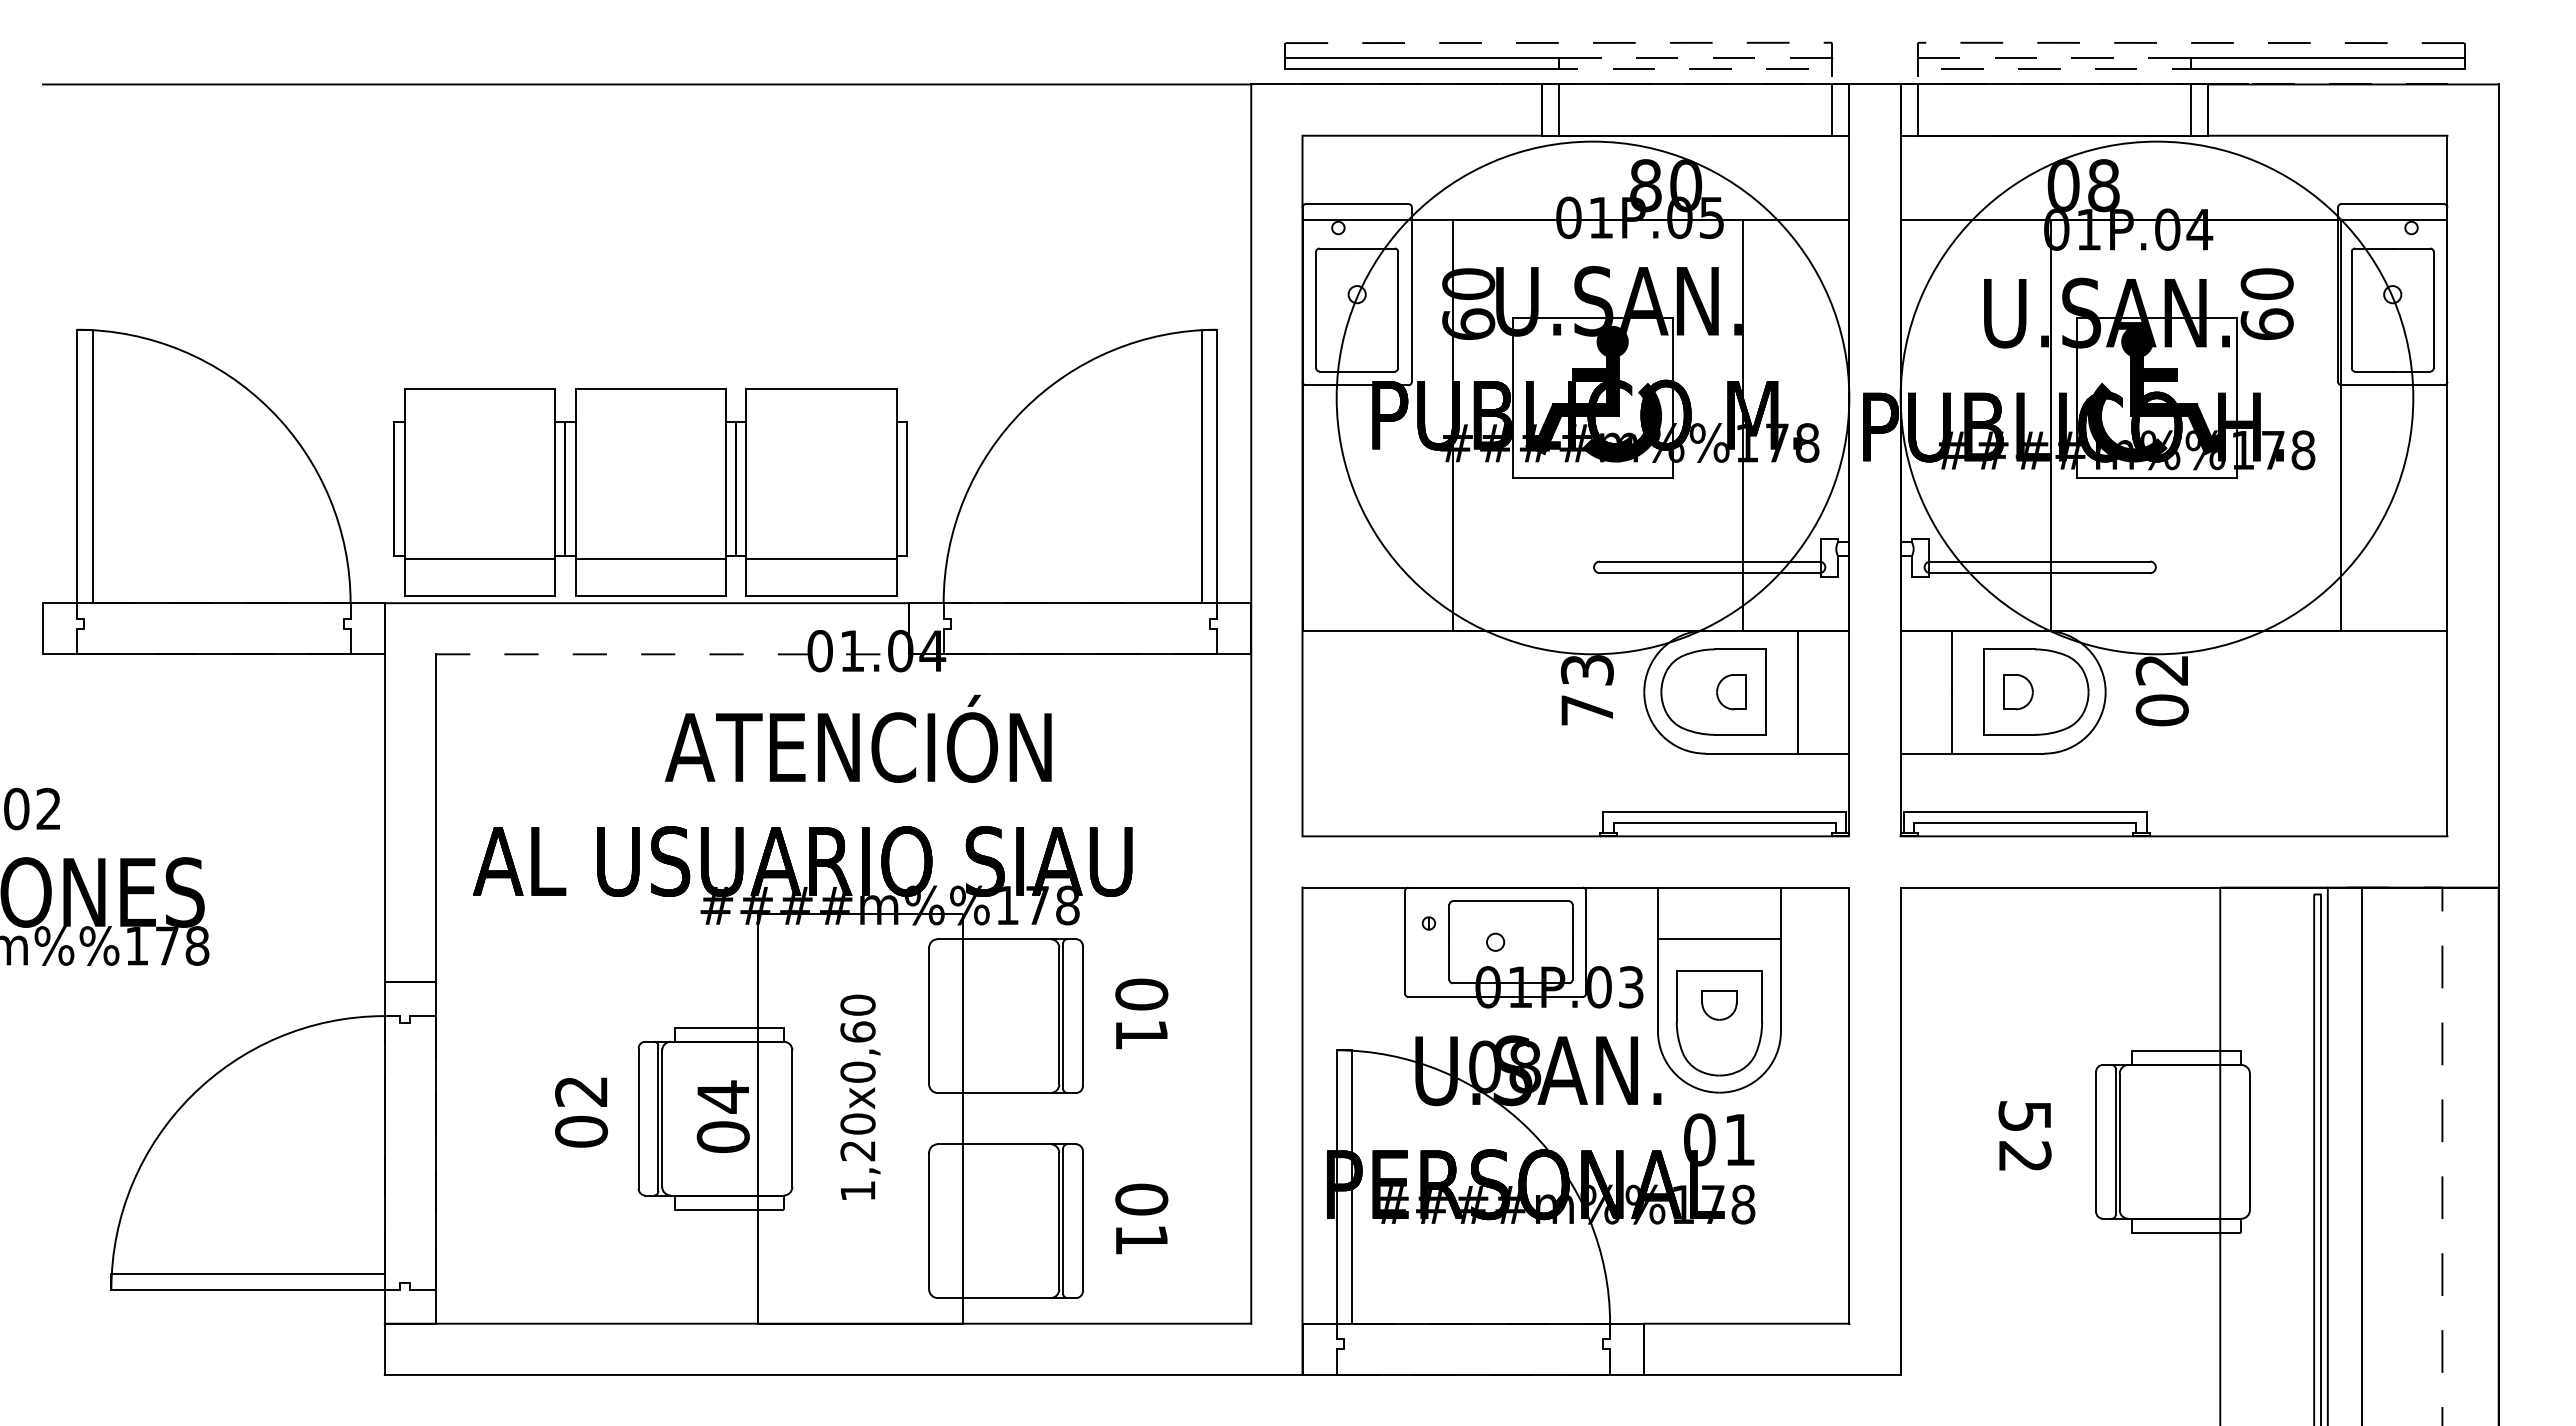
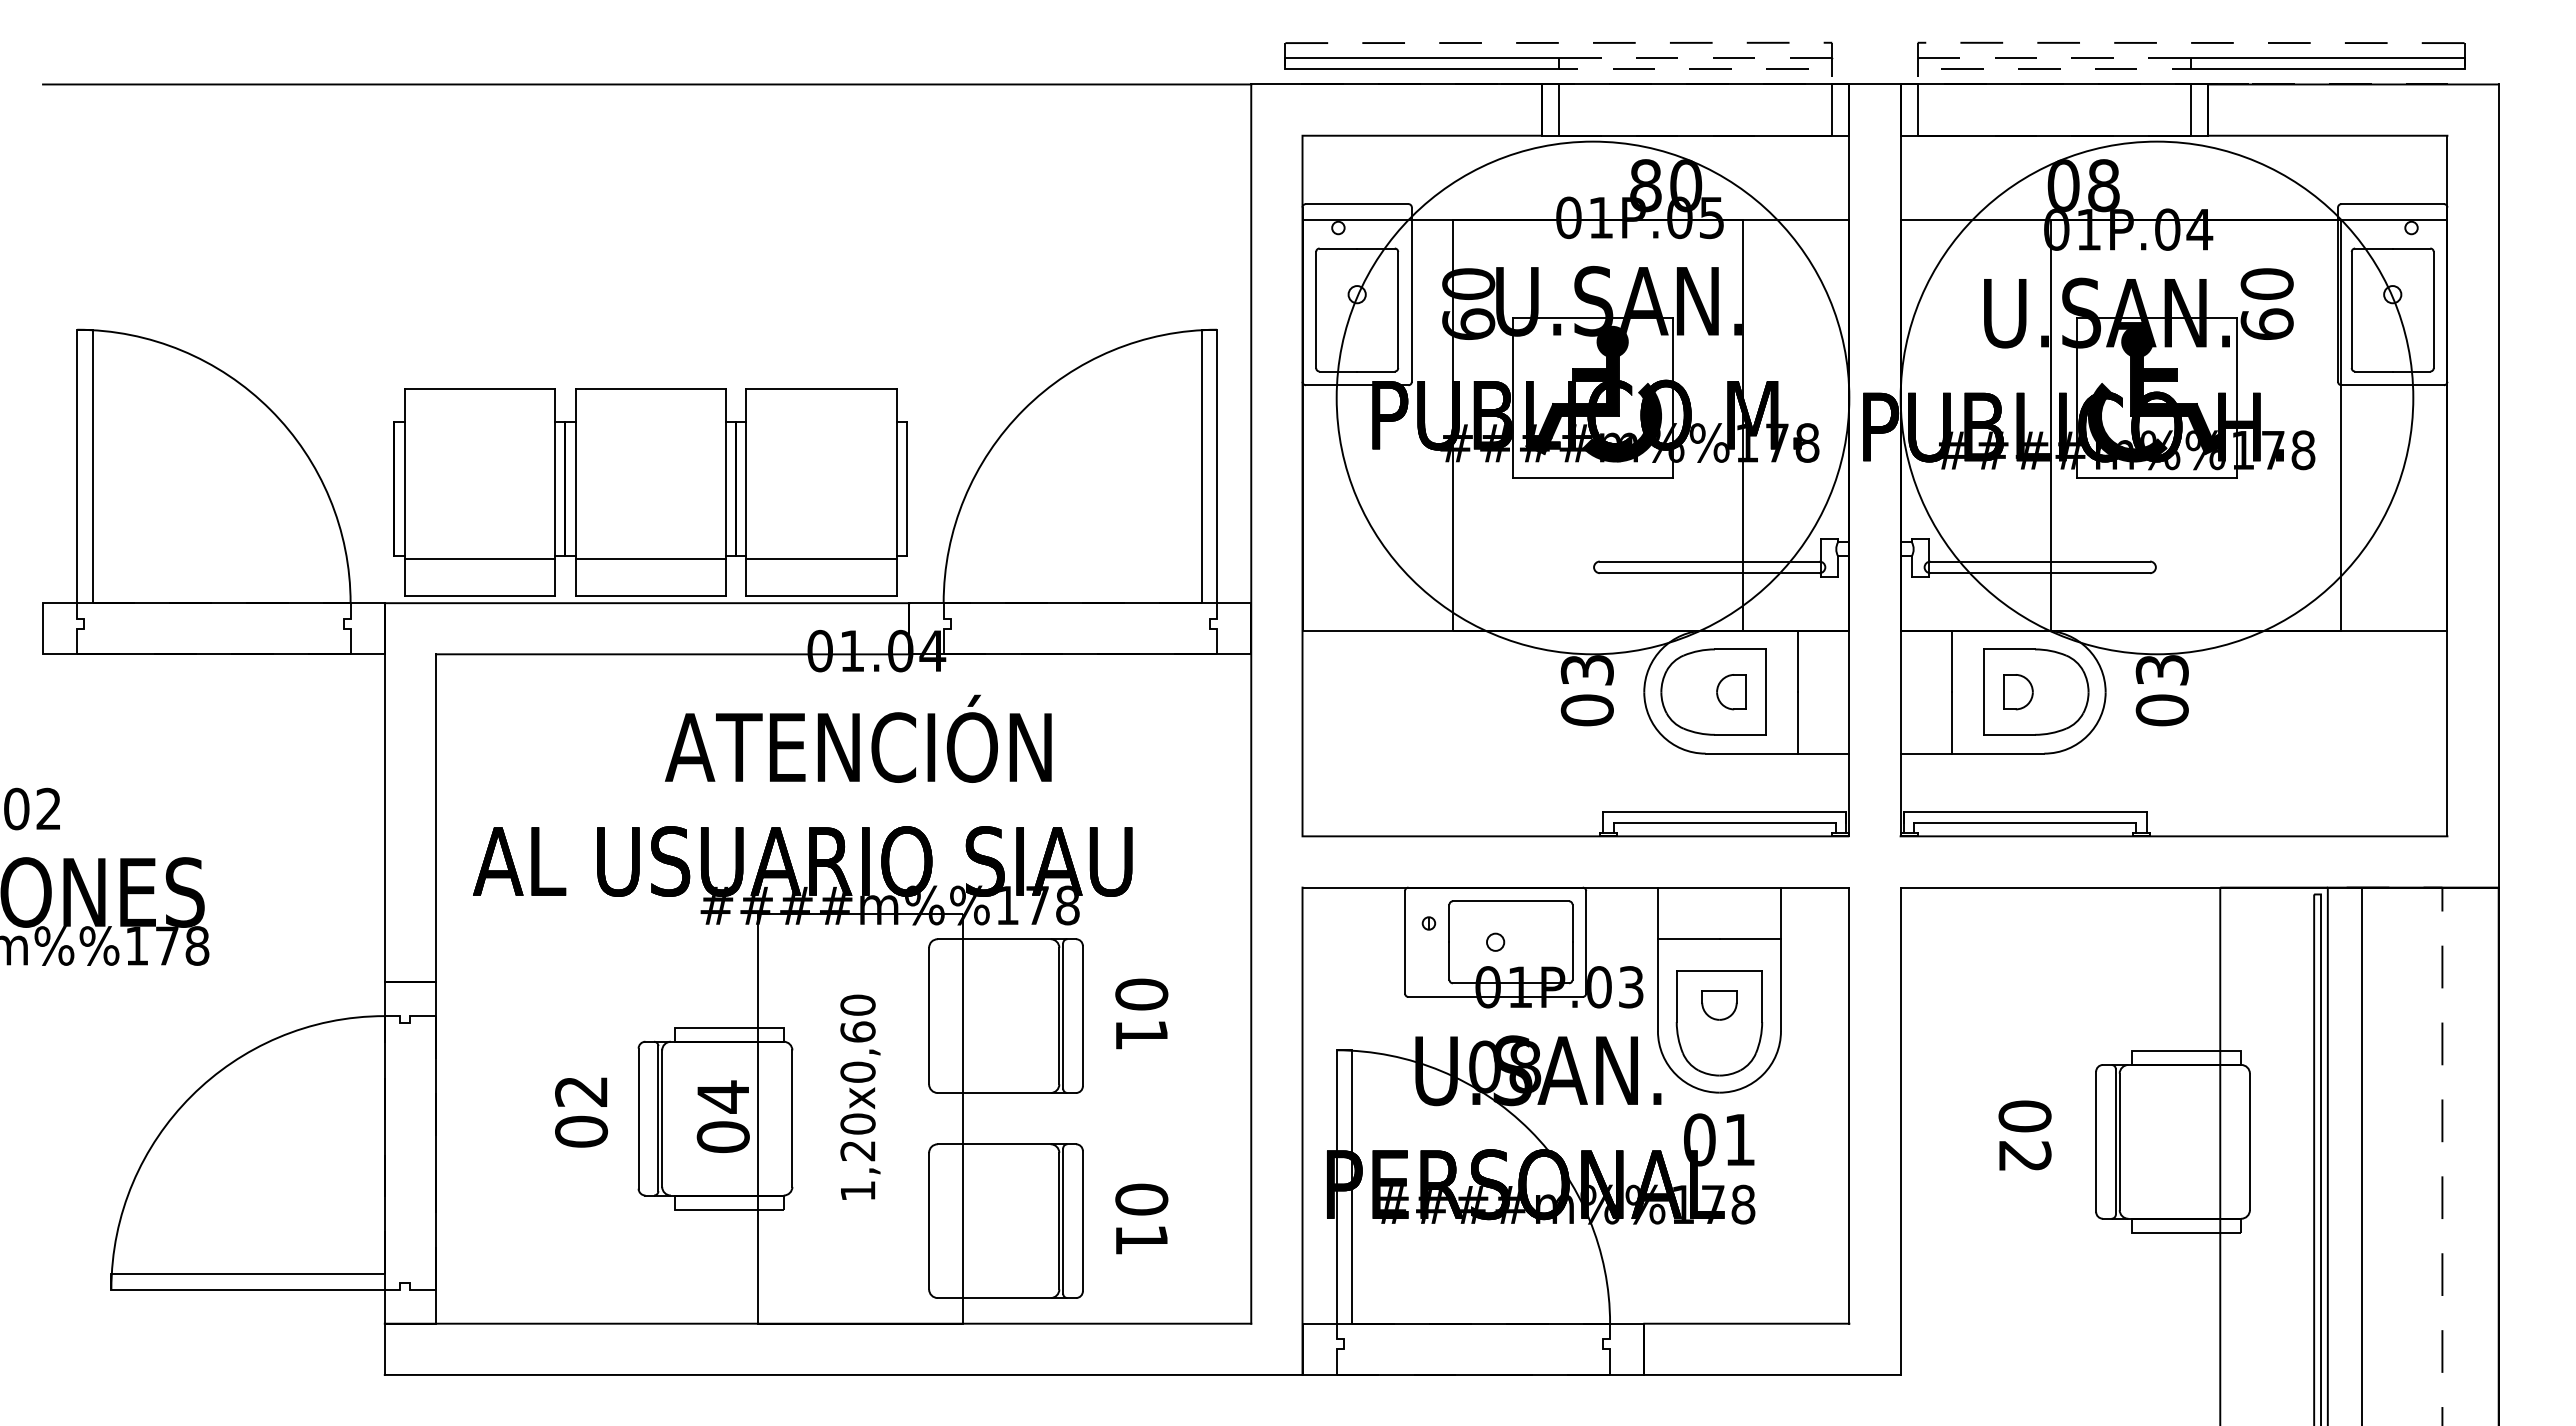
line: dashed -> solid (672, 654)
text: 02 -> 03 (2162, 670)
text: 73 -> 03 (1586, 710)
text: 52 -> 02 (2024, 1116)
